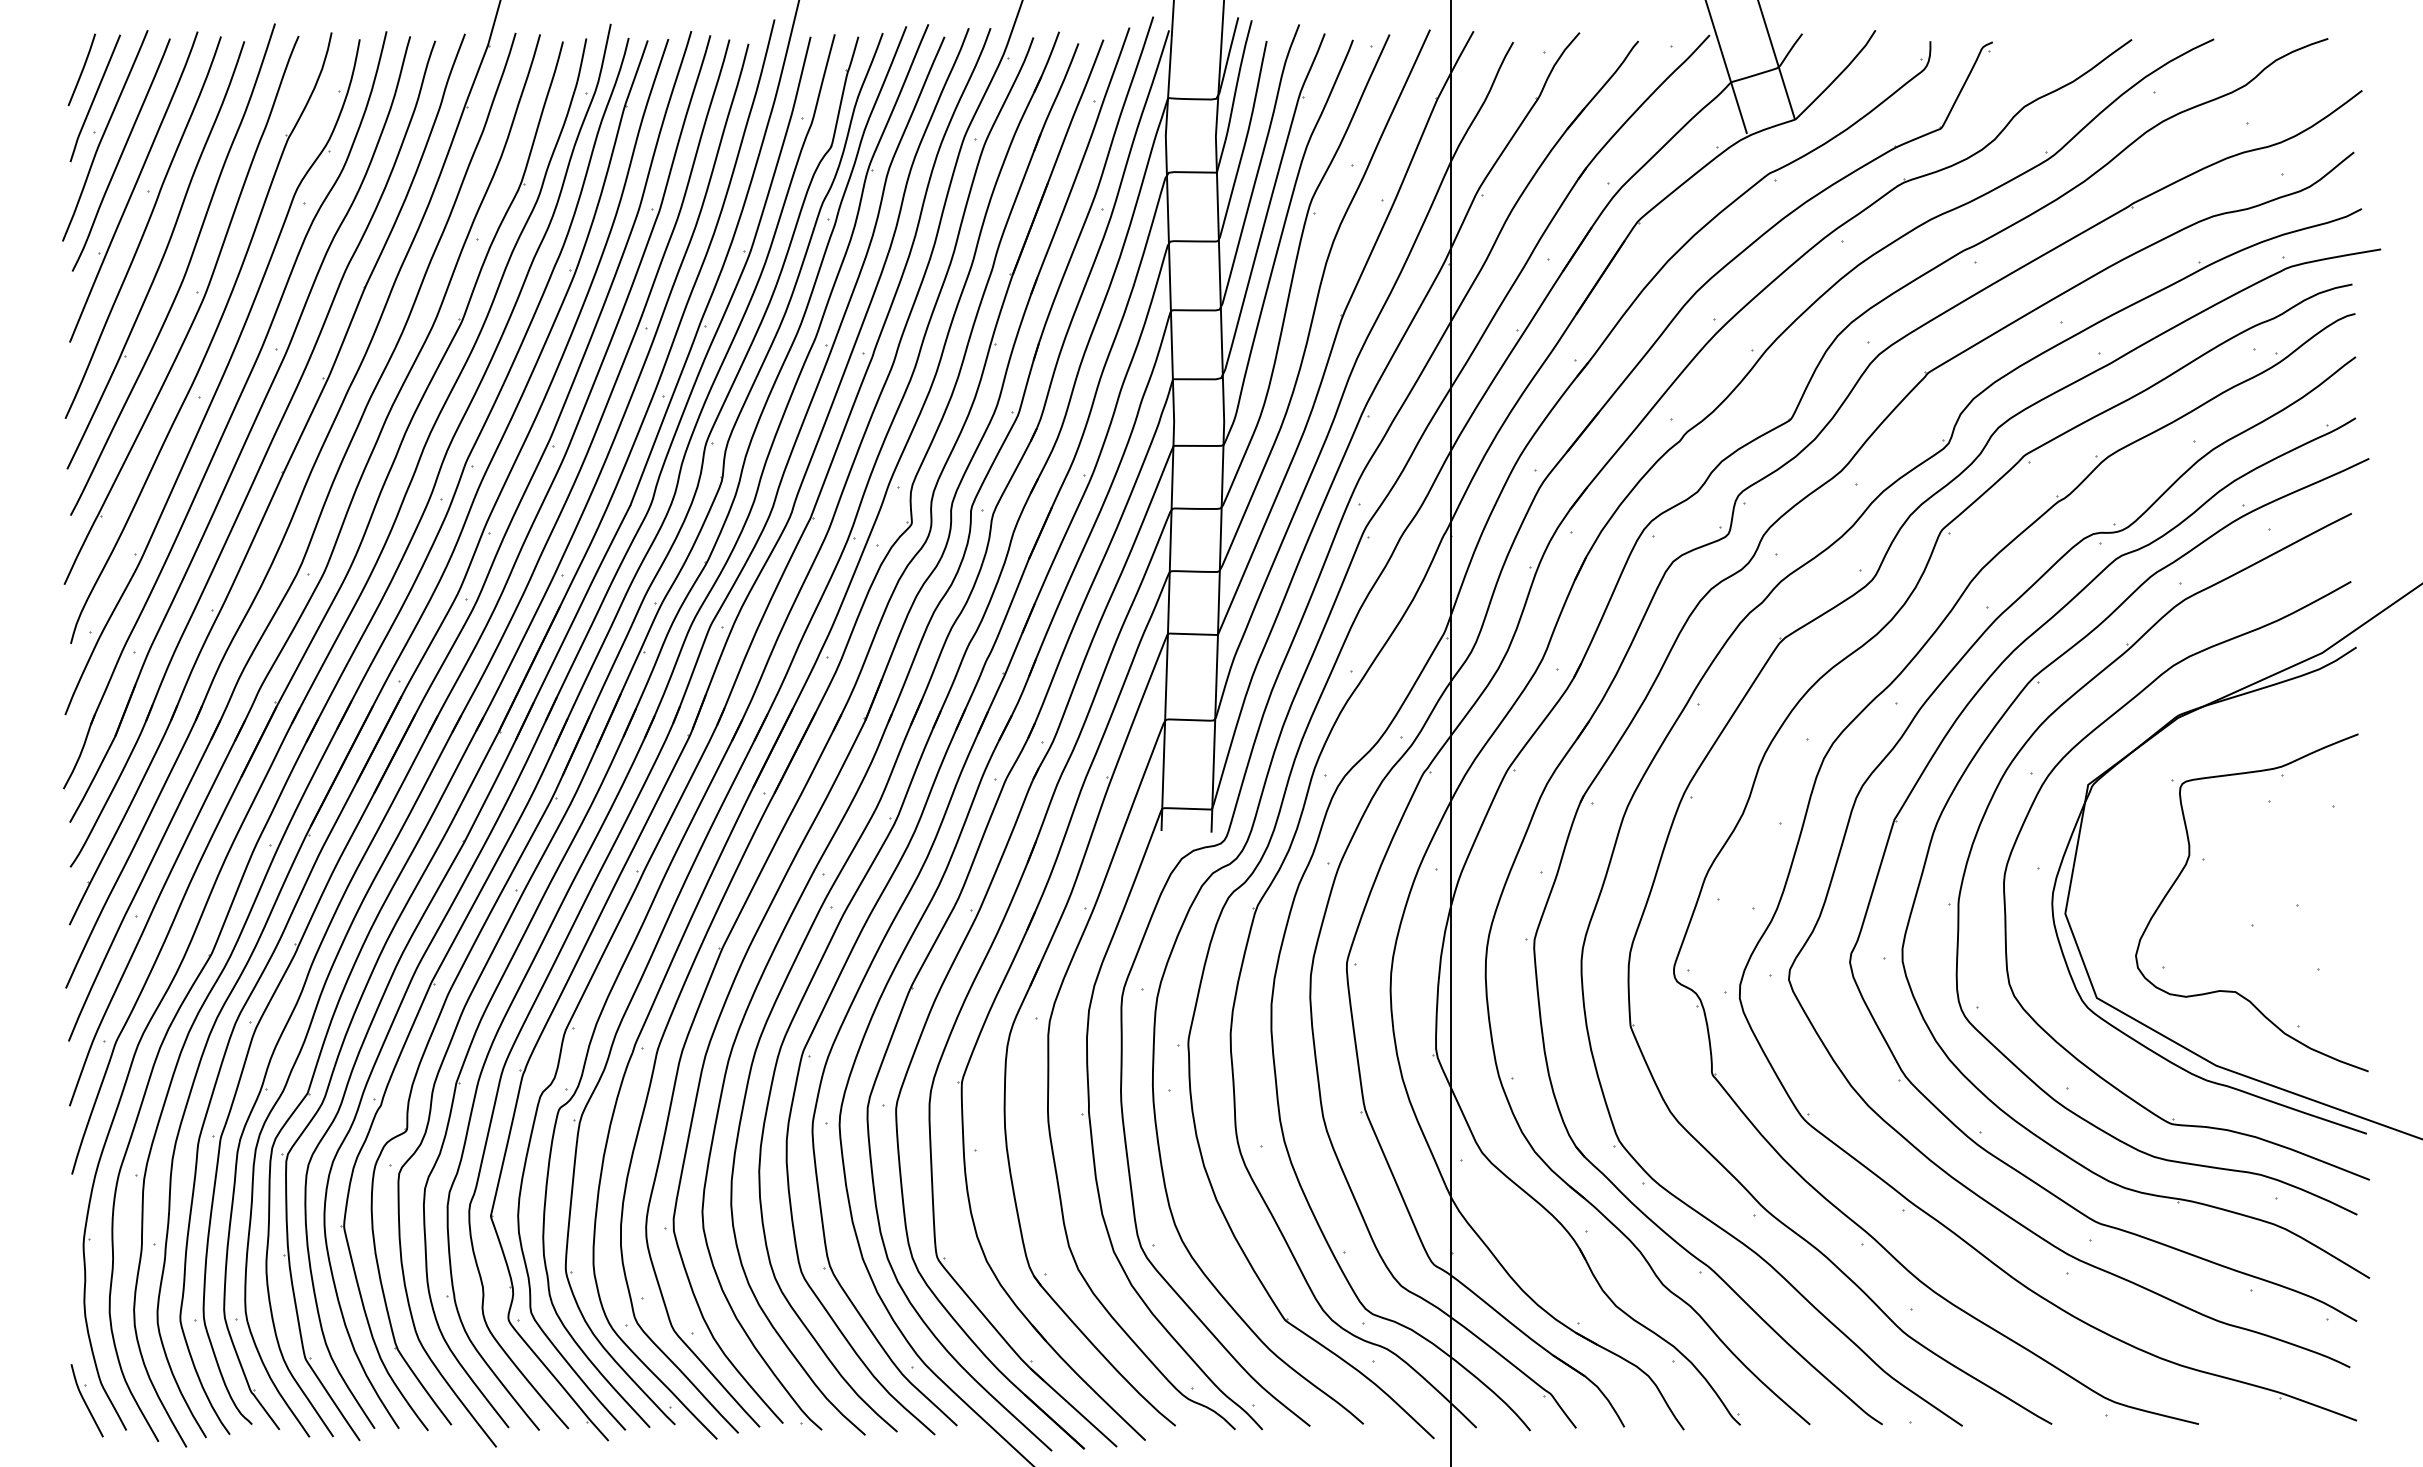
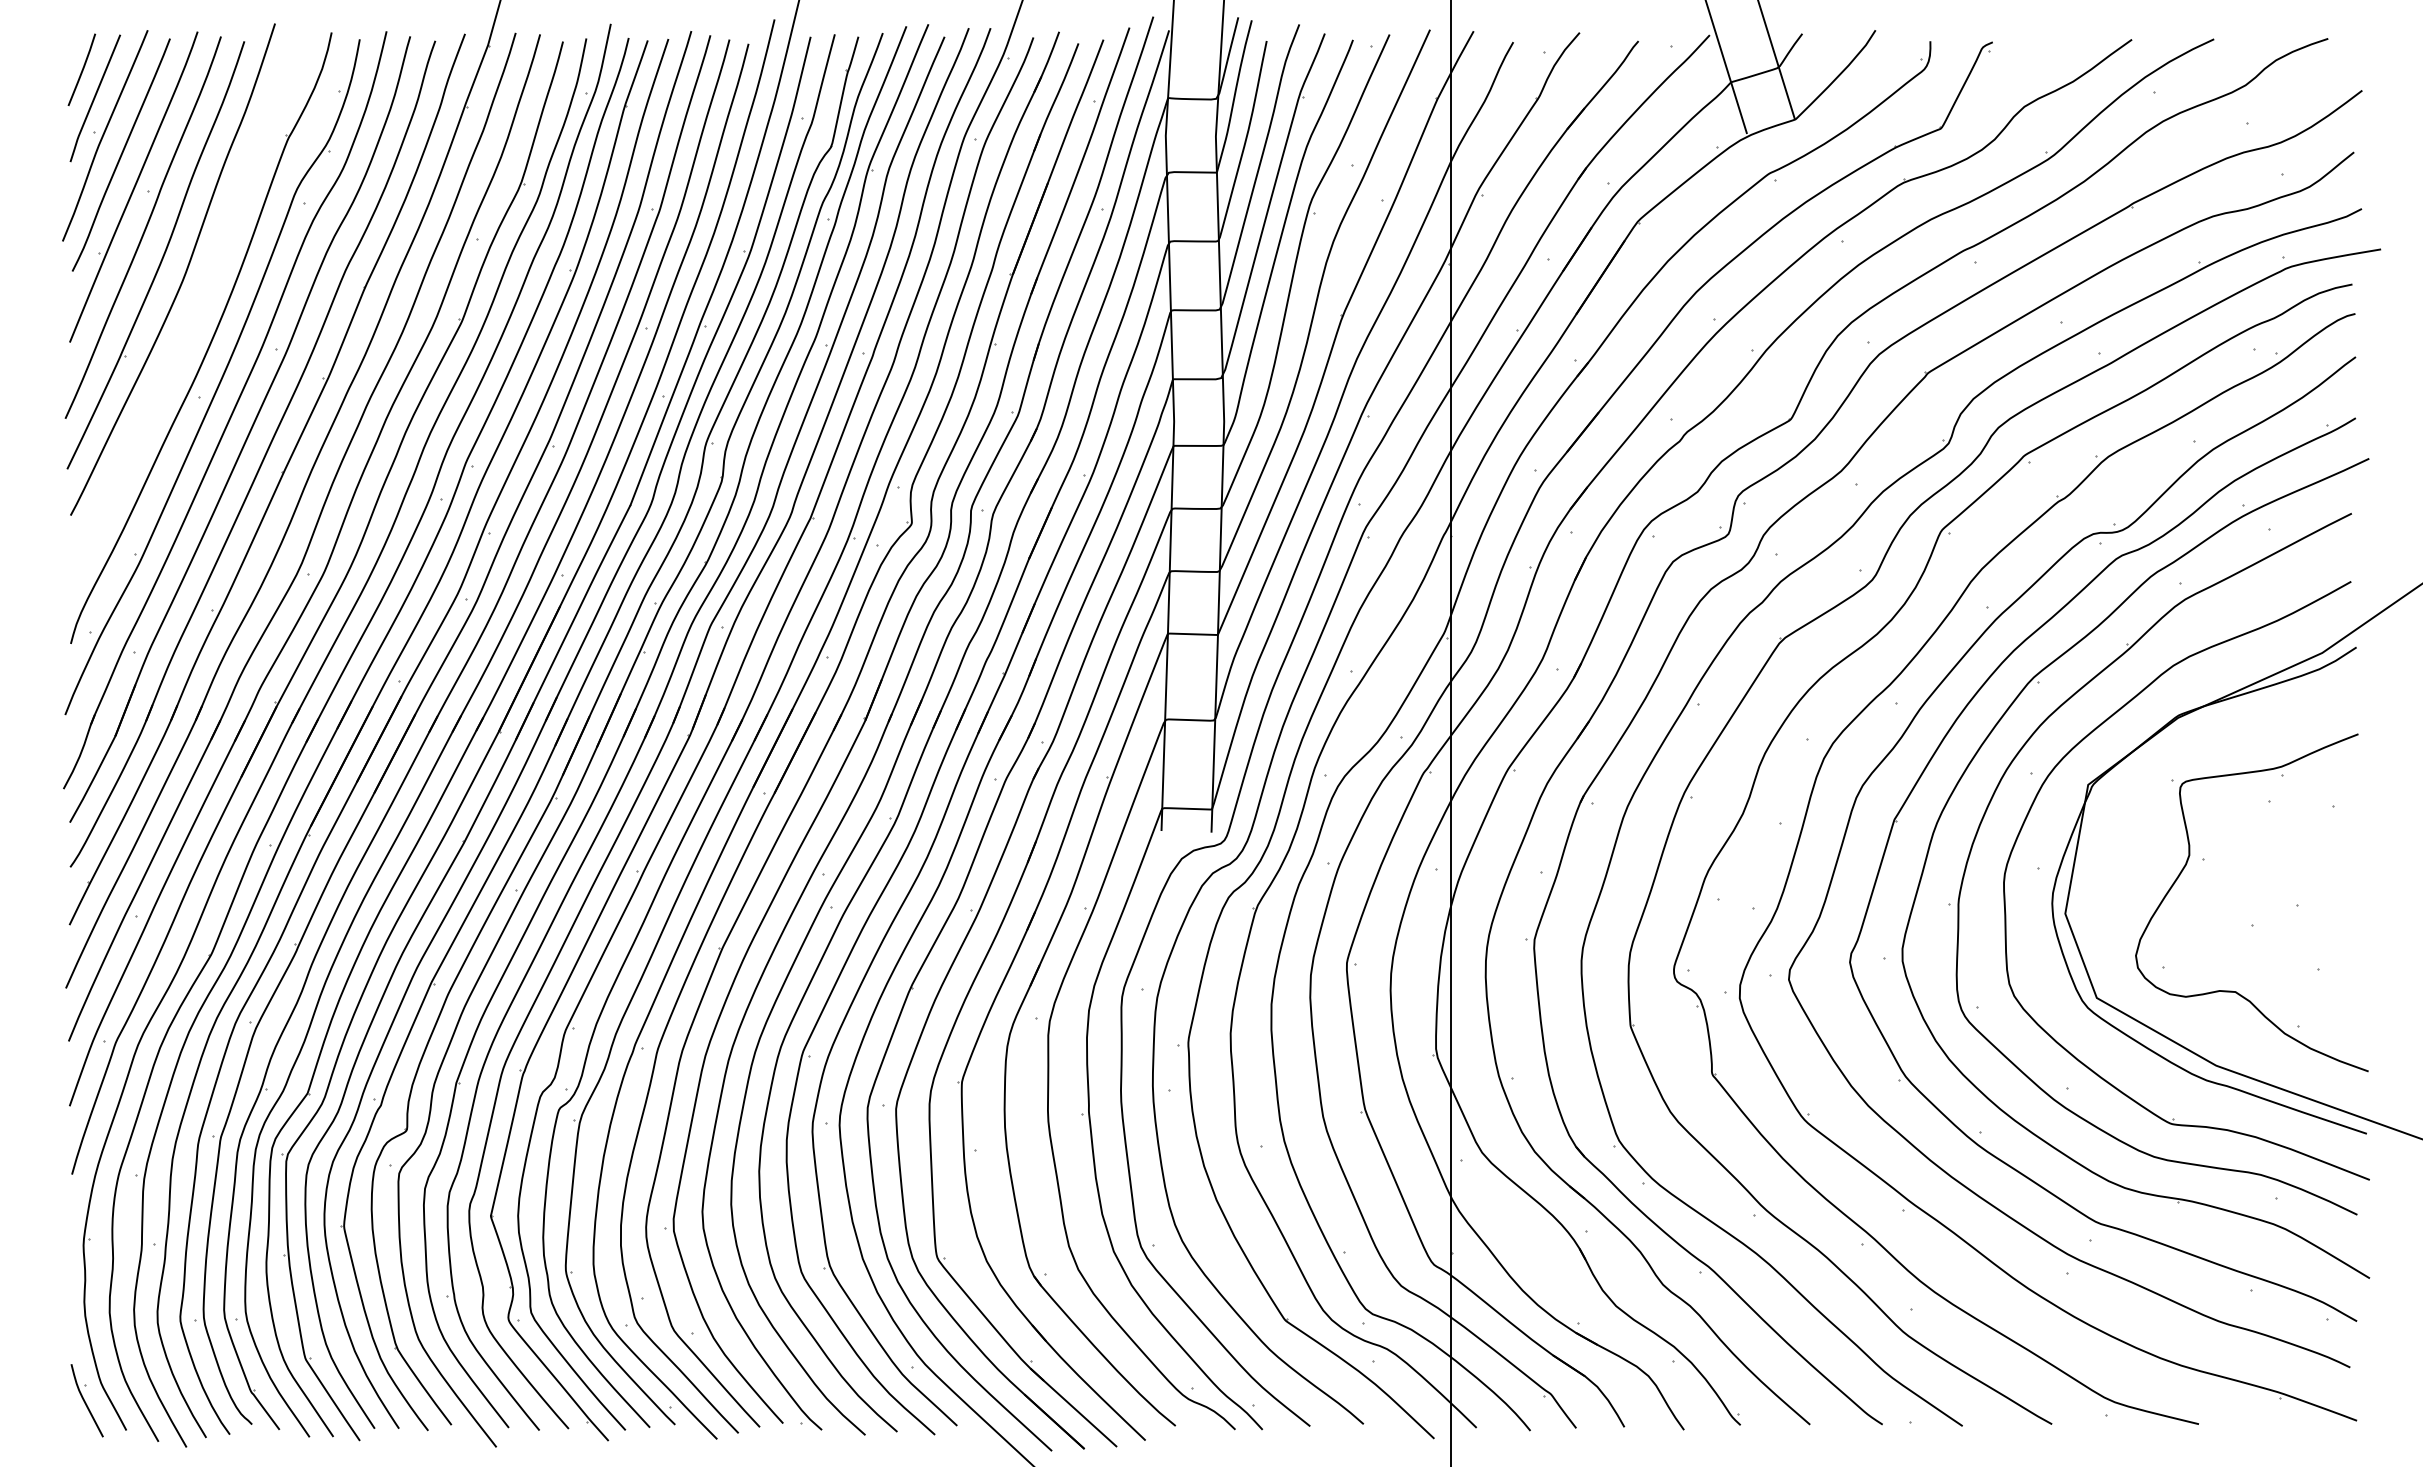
part: present -> none (194, 316)
